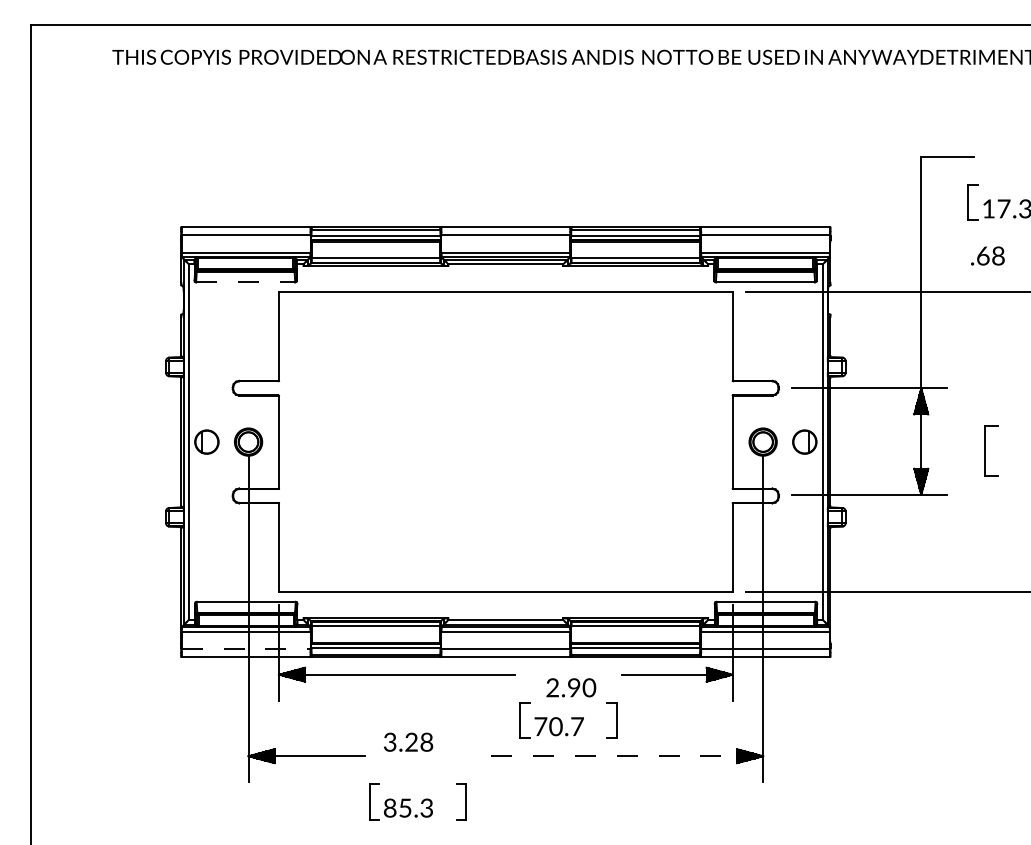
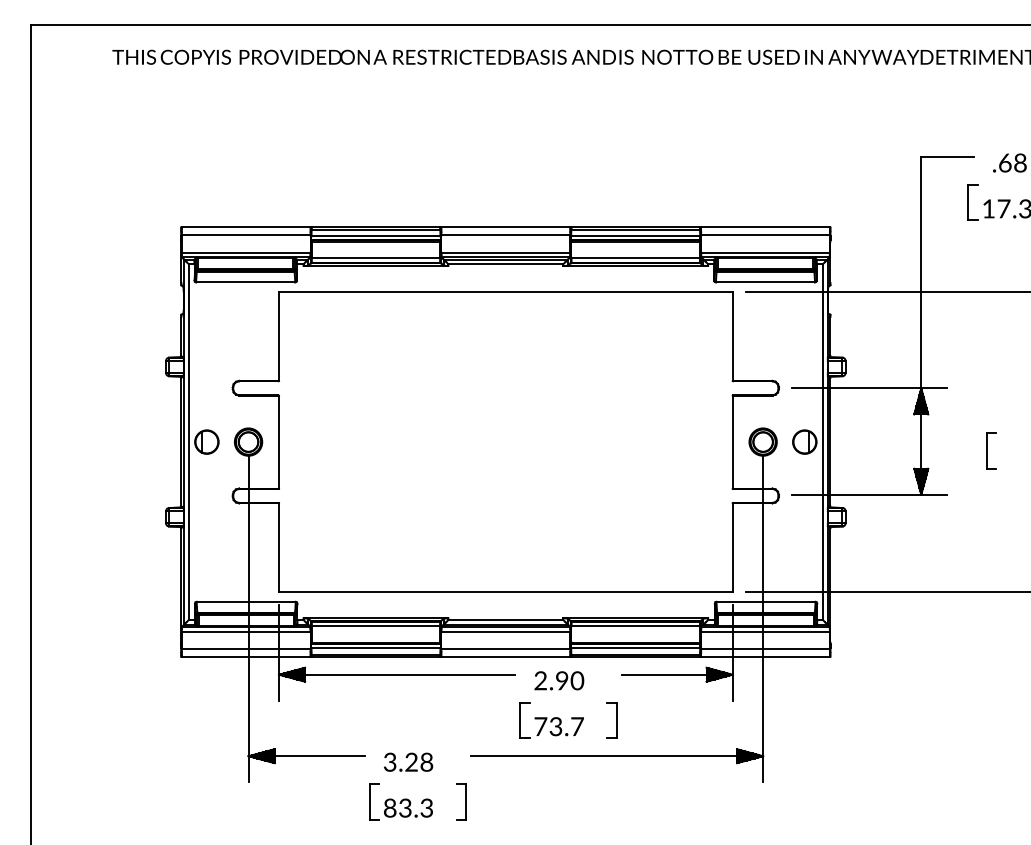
text position: (987, 255) -> (1009, 162) (1009, 162)
line: dashed -> solid (245, 282)
part size: 15x52 px -> 11x38 px (991, 450)
line: dashed -> solid (246, 648)
text position: (571, 687) -> (559, 680) (559, 680)
text: 70.7 -> 73.7 (555, 726)
text position: (408, 741) -> (408, 761) (408, 761)
line: dashed -> solid (616, 756)
text: 85.3 -> 83.3 (405, 807)
